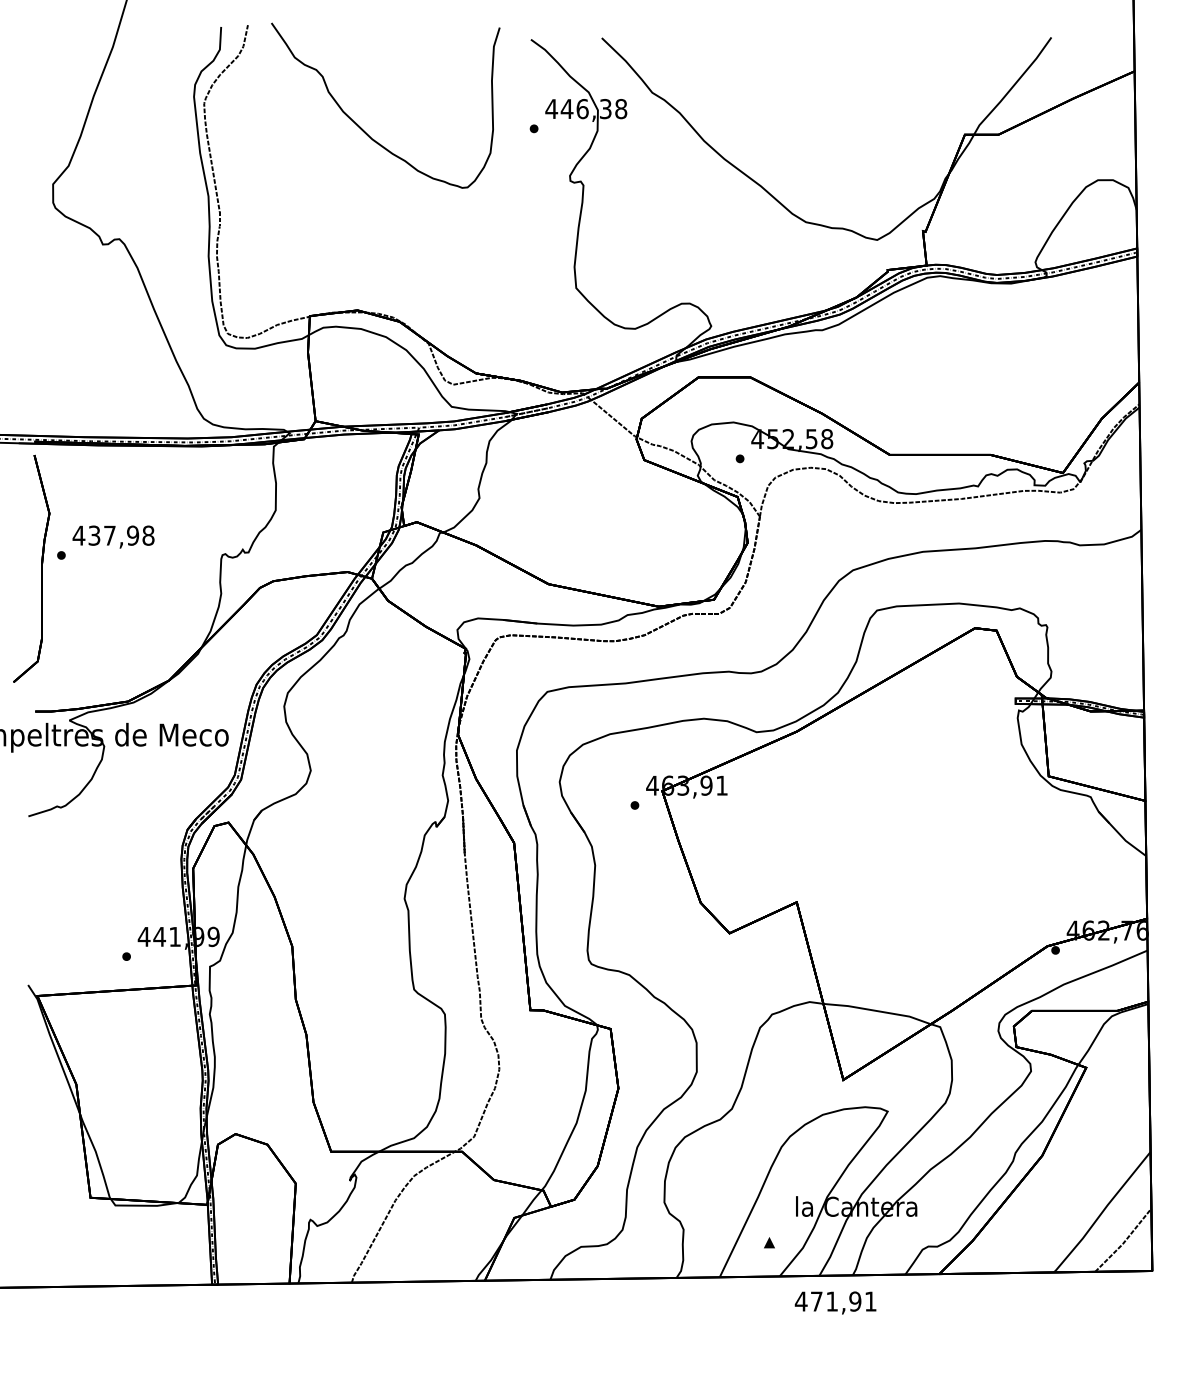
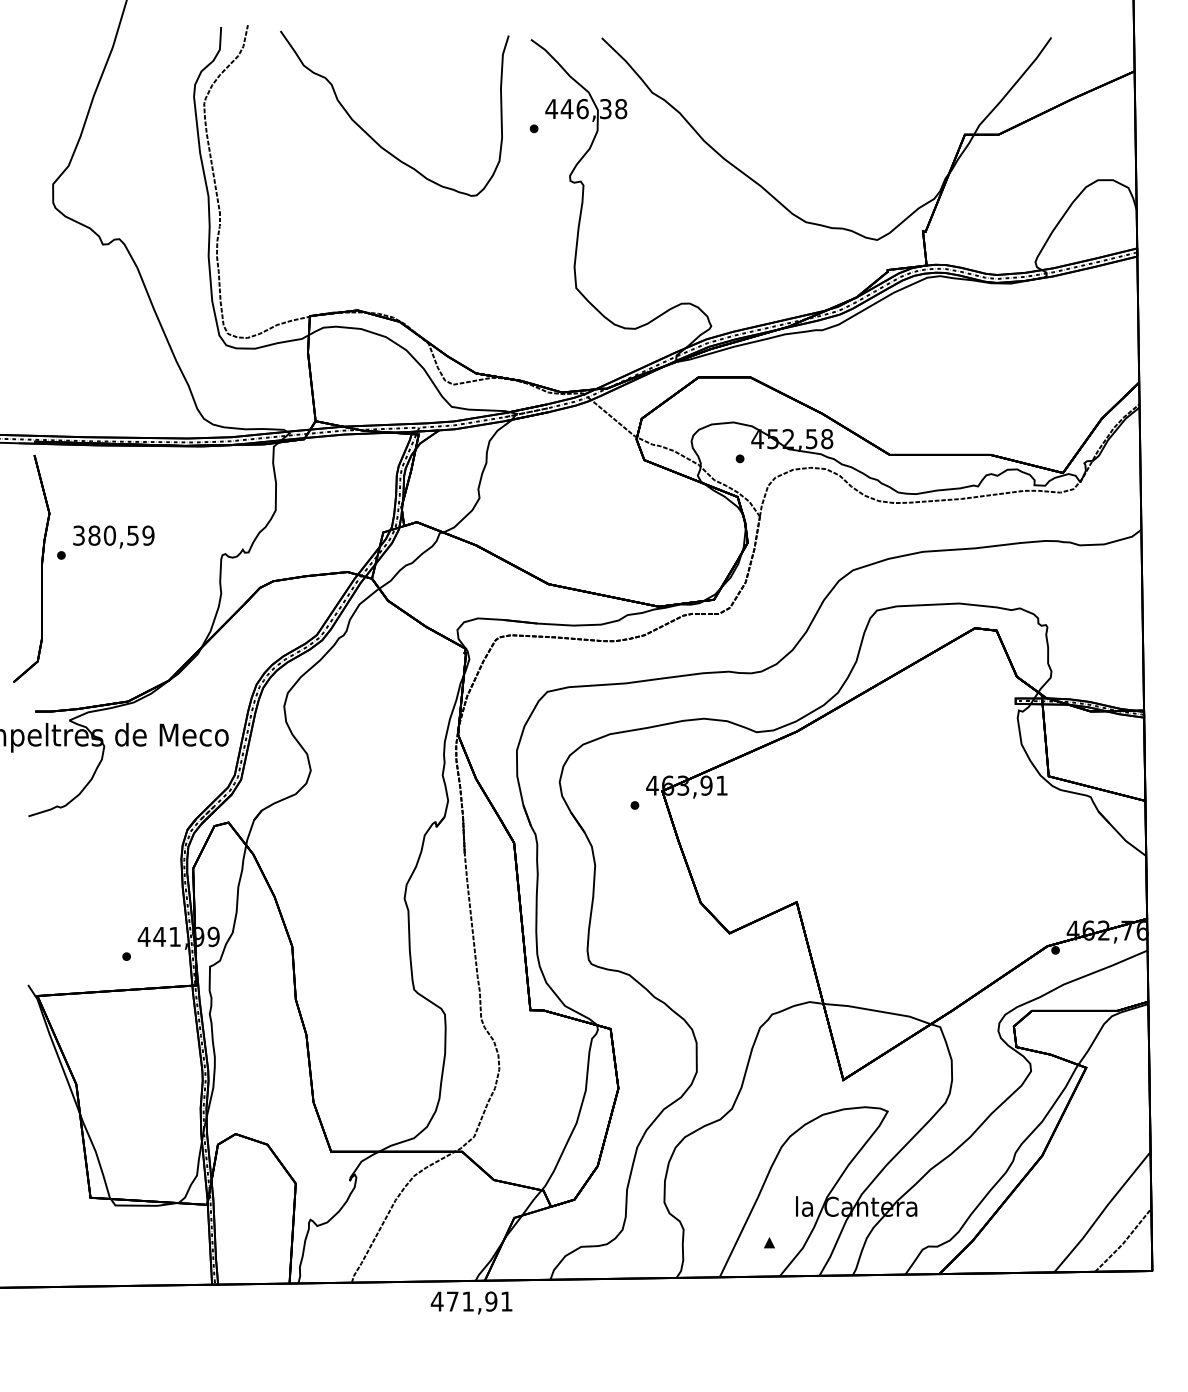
curve position: (362, 128) -> (371, 136) (371, 136)
text: 437,98 -> 380,59 (113, 535)
text position: (835, 1302) -> (471, 1302) (471, 1302)
